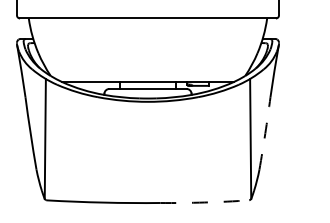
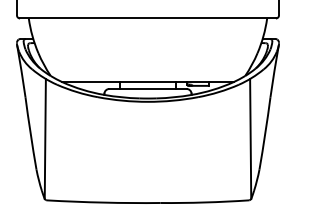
arc: dashed -> solid (265, 133)
arc: dashed -> solid (204, 202)
